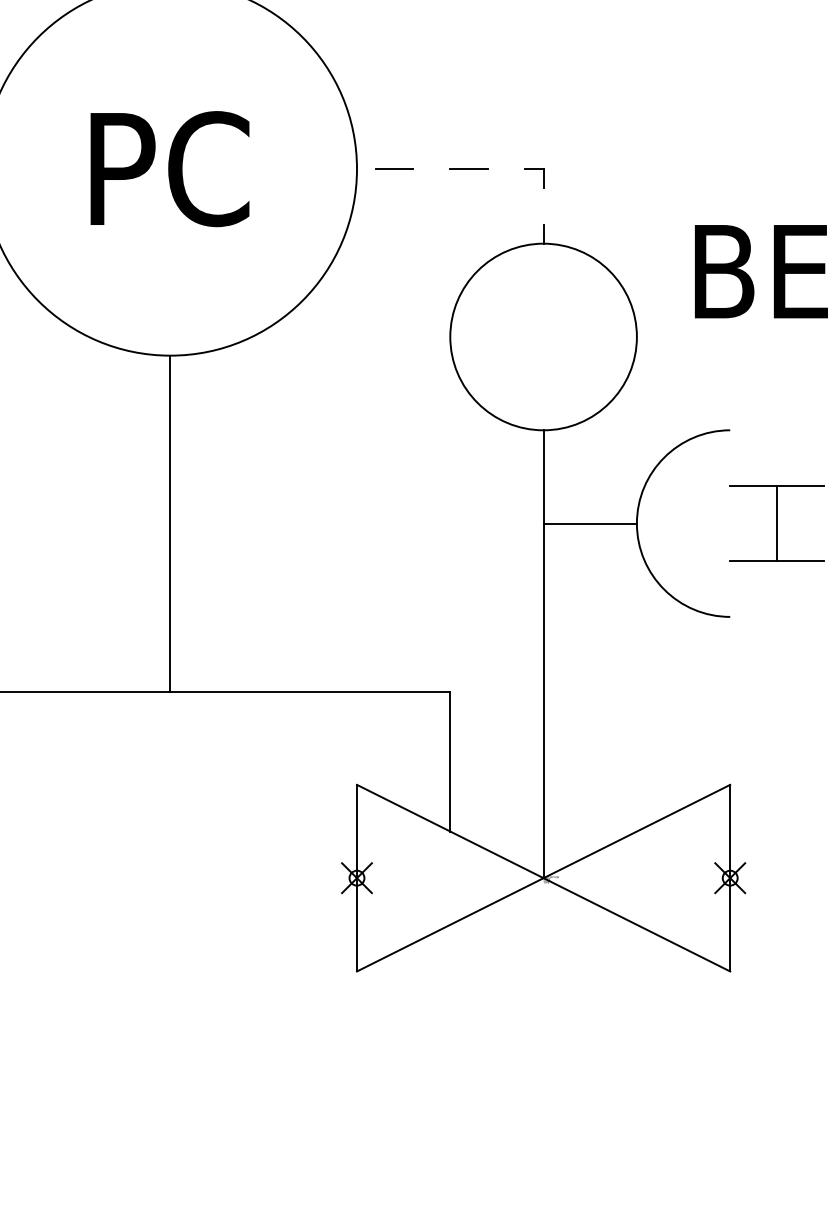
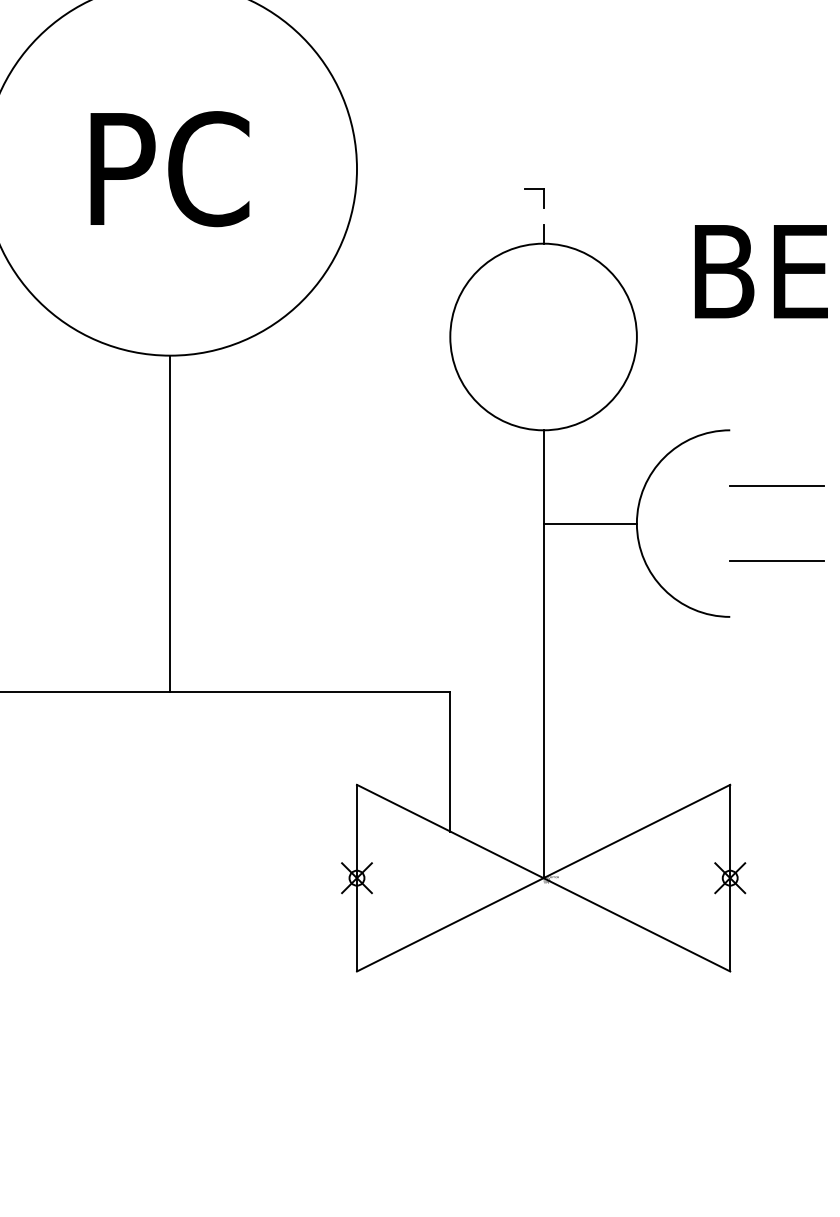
line: present -> none (393, 169)
line: present -> none (468, 169)
part position: (534, 169) -> (534, 189) (534, 189)
line: present -> none (776, 523)
